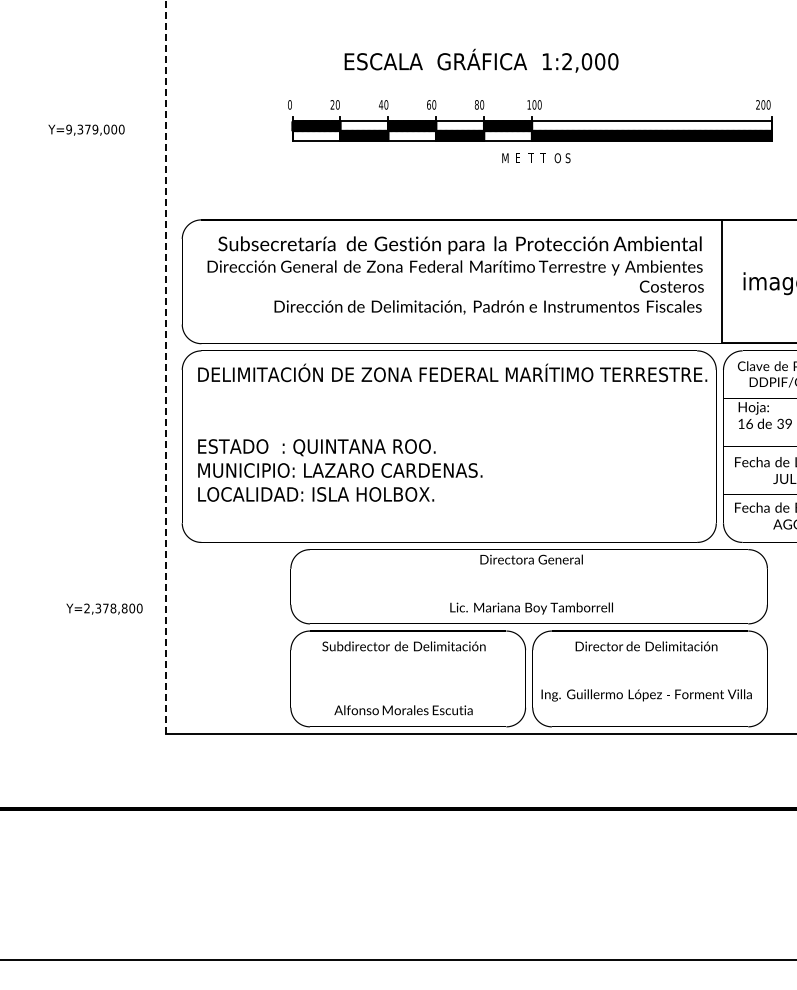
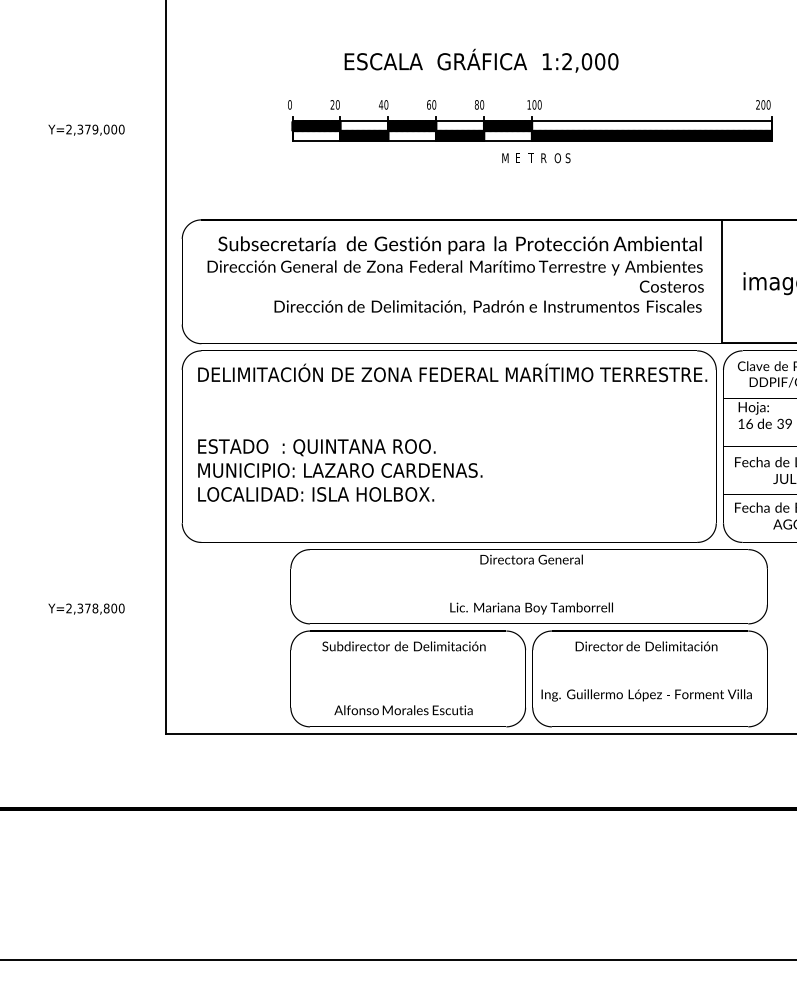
text: Y=9,379,000 -> Y=2,379,000 (68, 129)
text: T -> R (543, 157)
line: dashed -> solid (166, 366)
text position: (104, 608) -> (86, 608) (86, 608)
